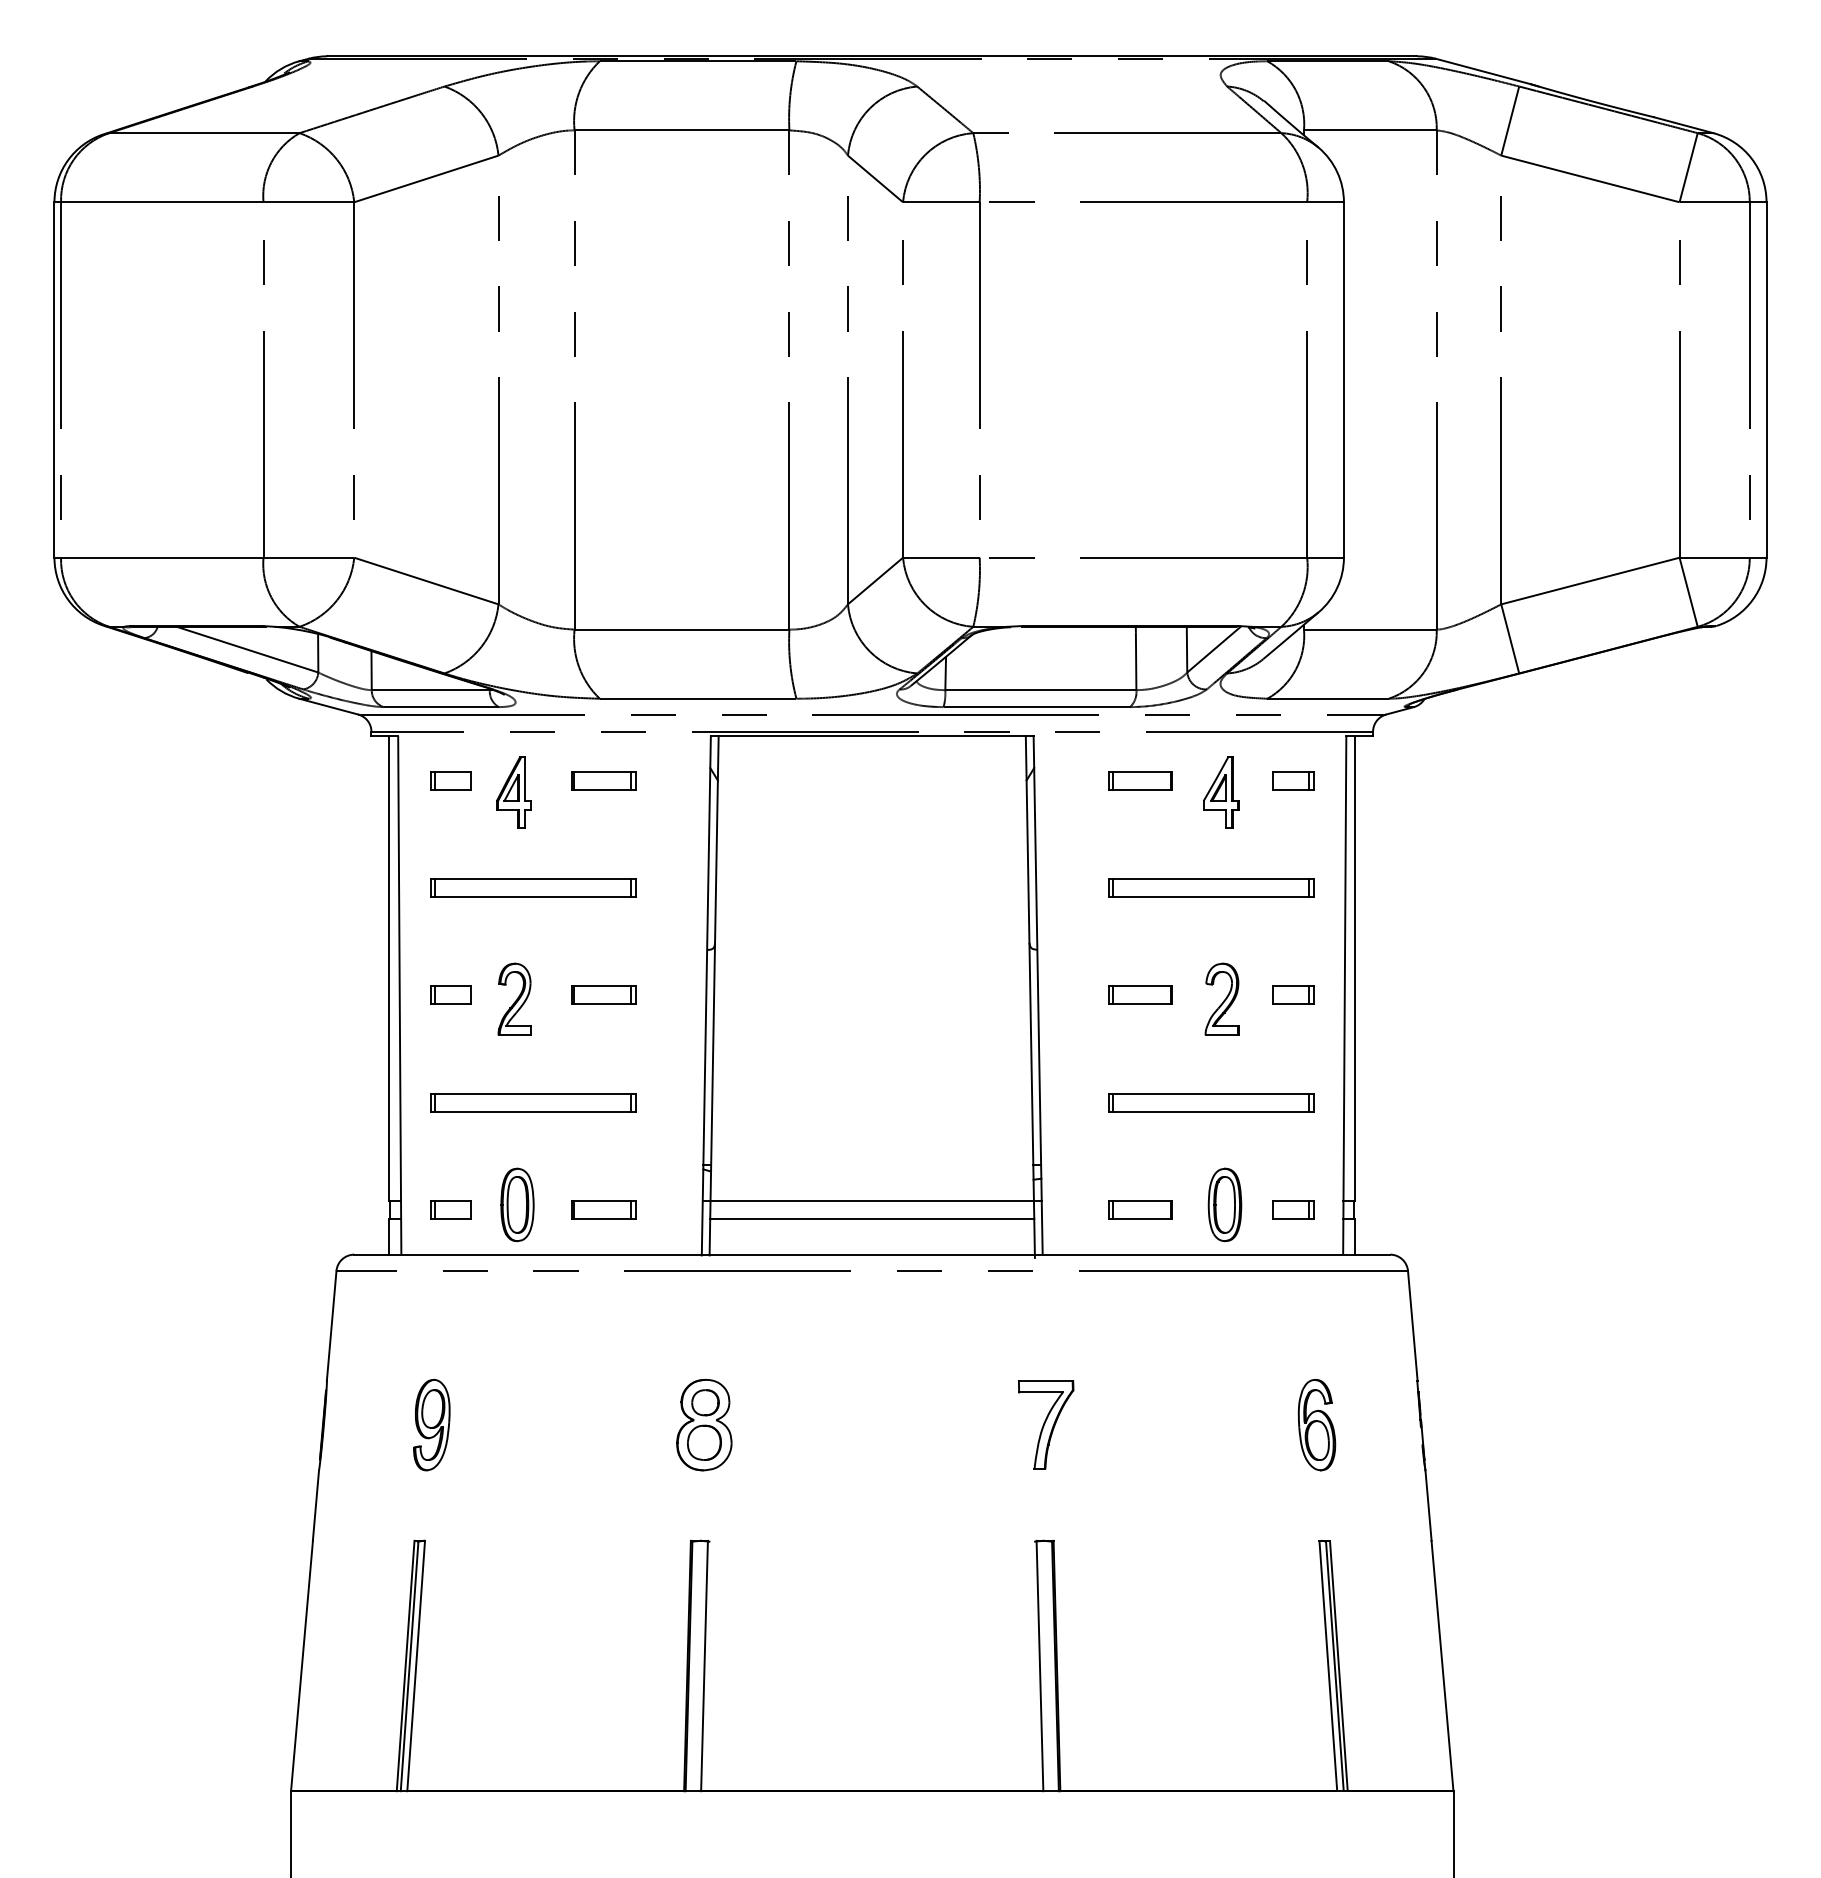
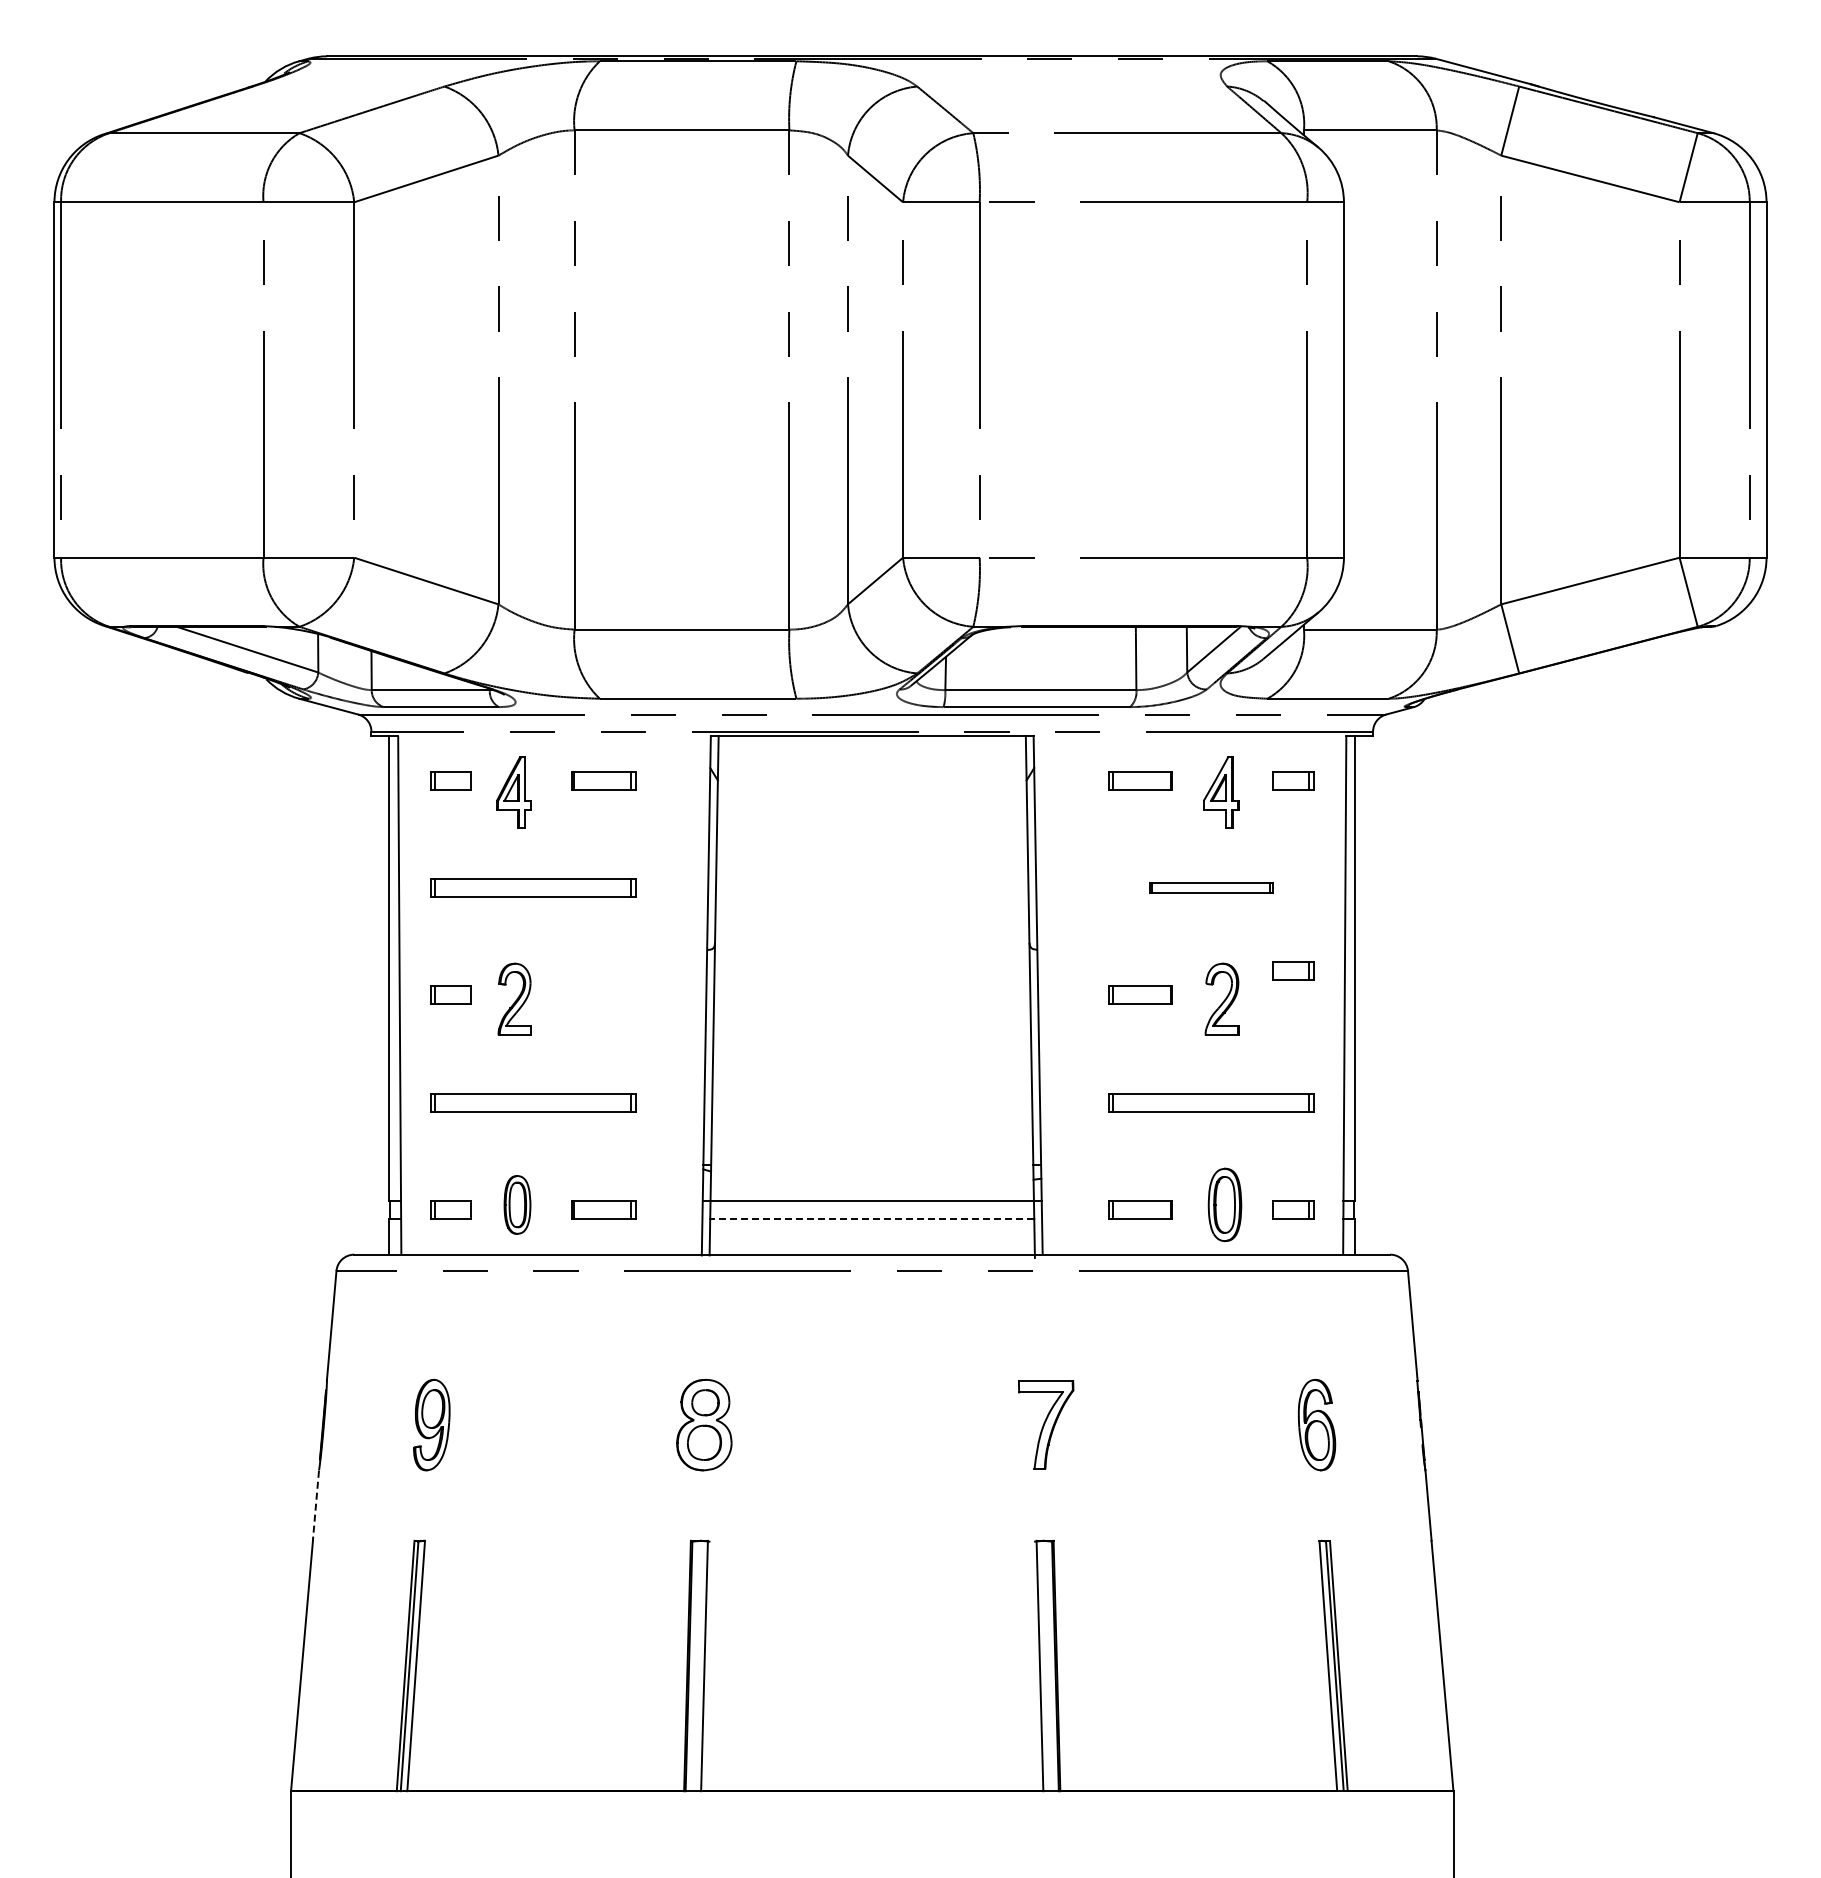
part size: 207x20 px -> 125x12 px (1211, 887)
part: present -> none (603, 994)
part position: (1293, 994) -> (1293, 970) (1293, 970)
part size: 35x76 px -> 29x60 px (517, 1204)
line: solid -> dashed (871, 1218)
line: solid -> dashed (315, 1506)
